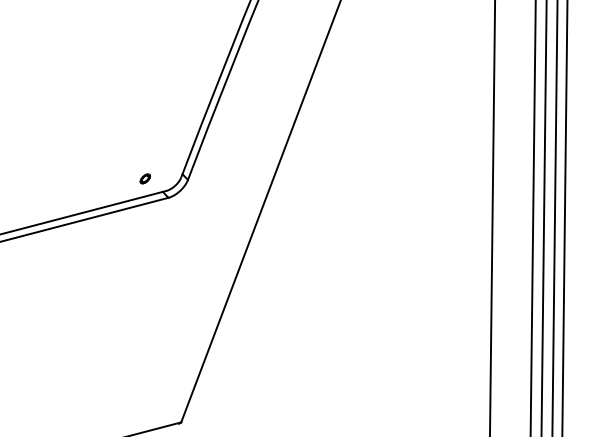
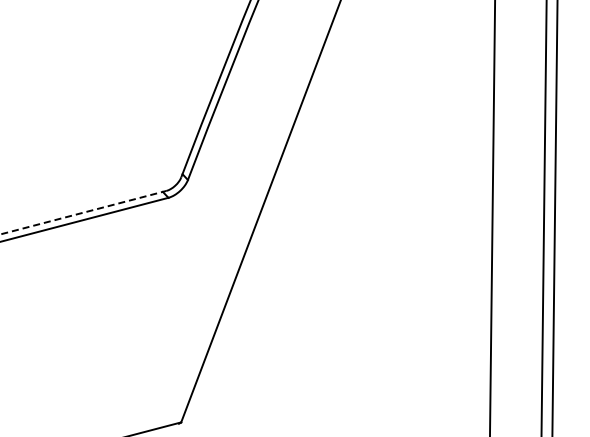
part: present -> none (144, 178)
line: solid -> dashed (83, 212)
line: present -> none (532, 217)
line: present -> none (564, 217)
